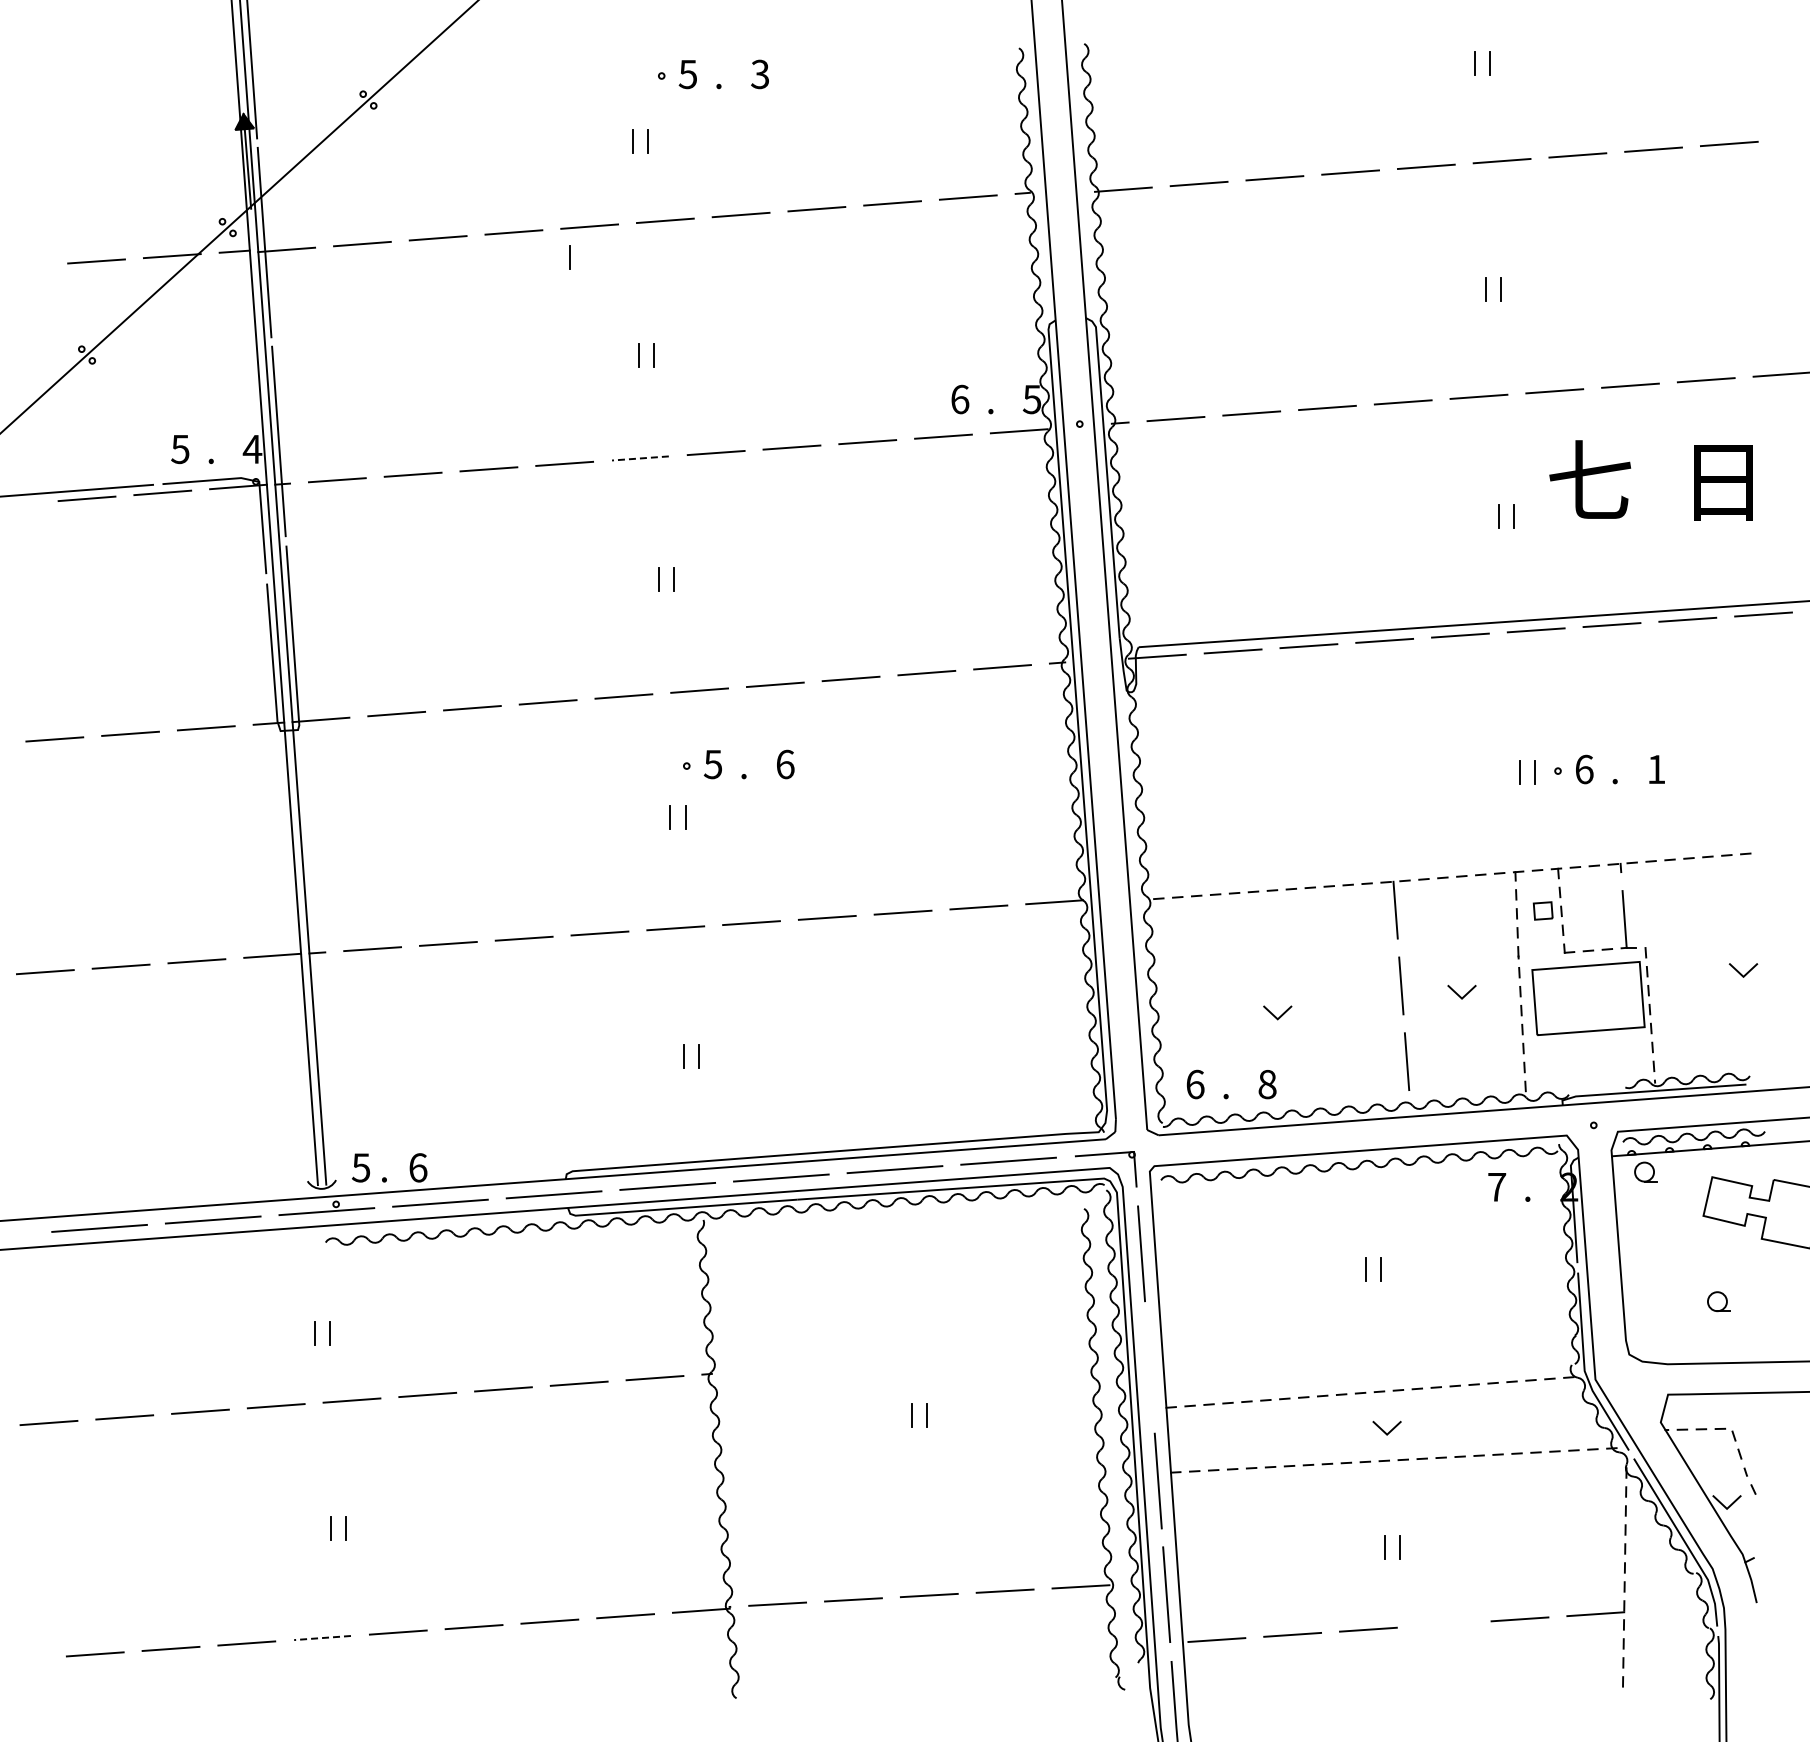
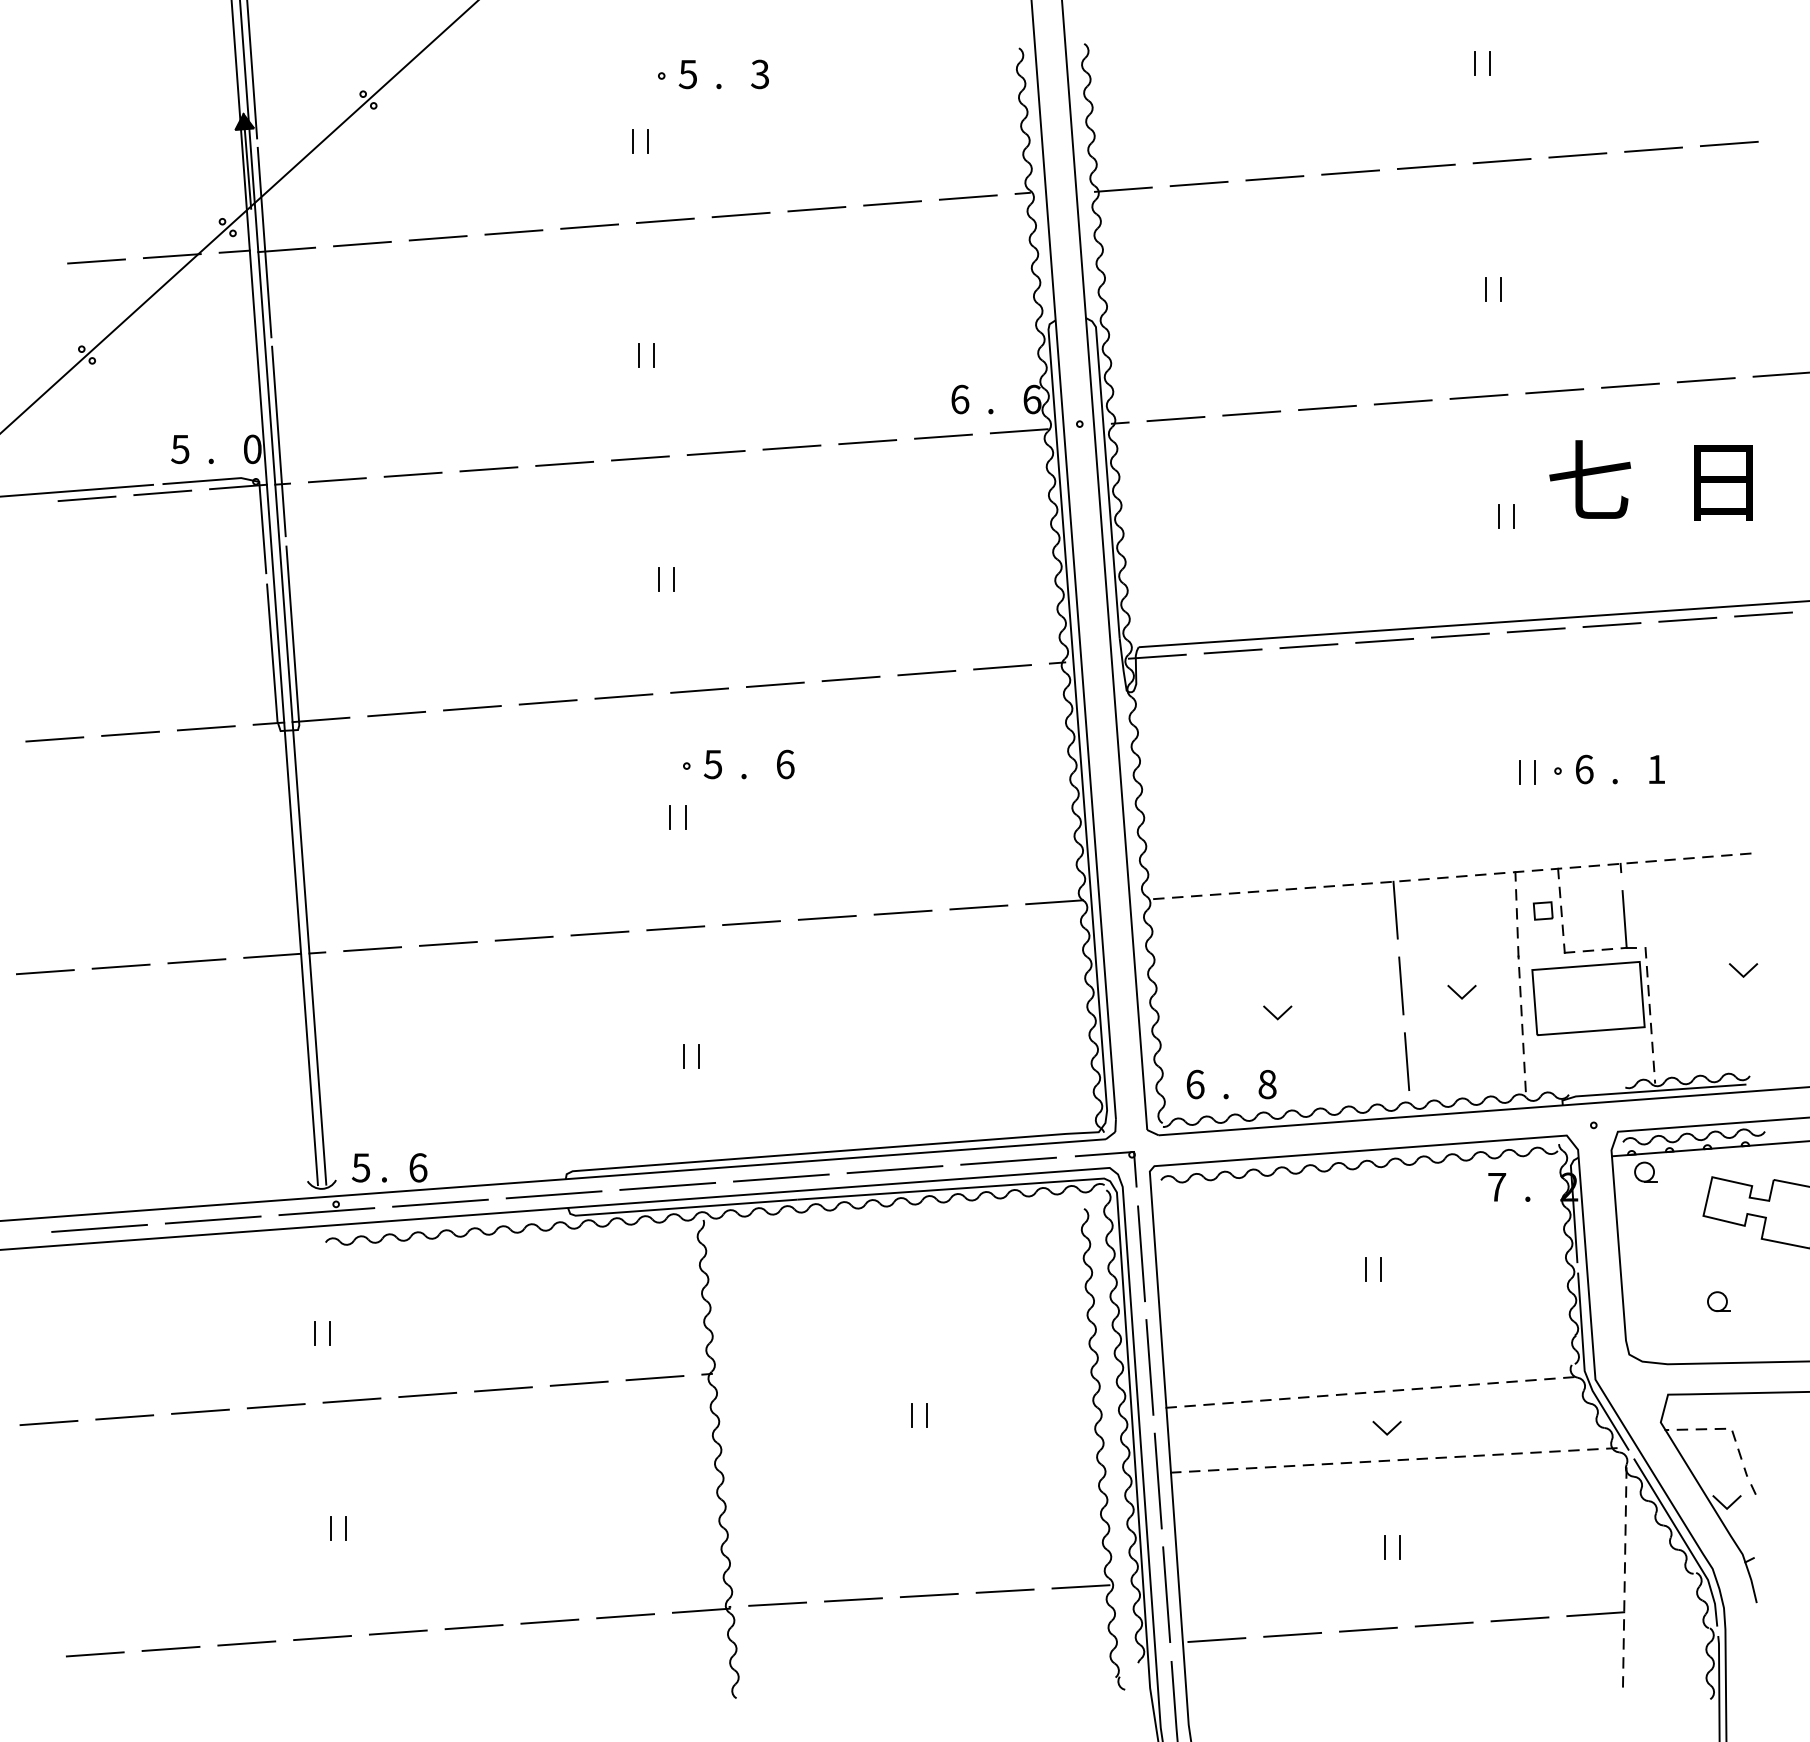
line: present -> none (569, 257)
text: 5 -> 6 (1031, 399)
text: 4 -> 0 (252, 449)
line: dashed -> solid (639, 458)
line: none -> present (1149, 1367)
line: none -> present (1443, 1624)
line: dashed -> solid (322, 1638)
